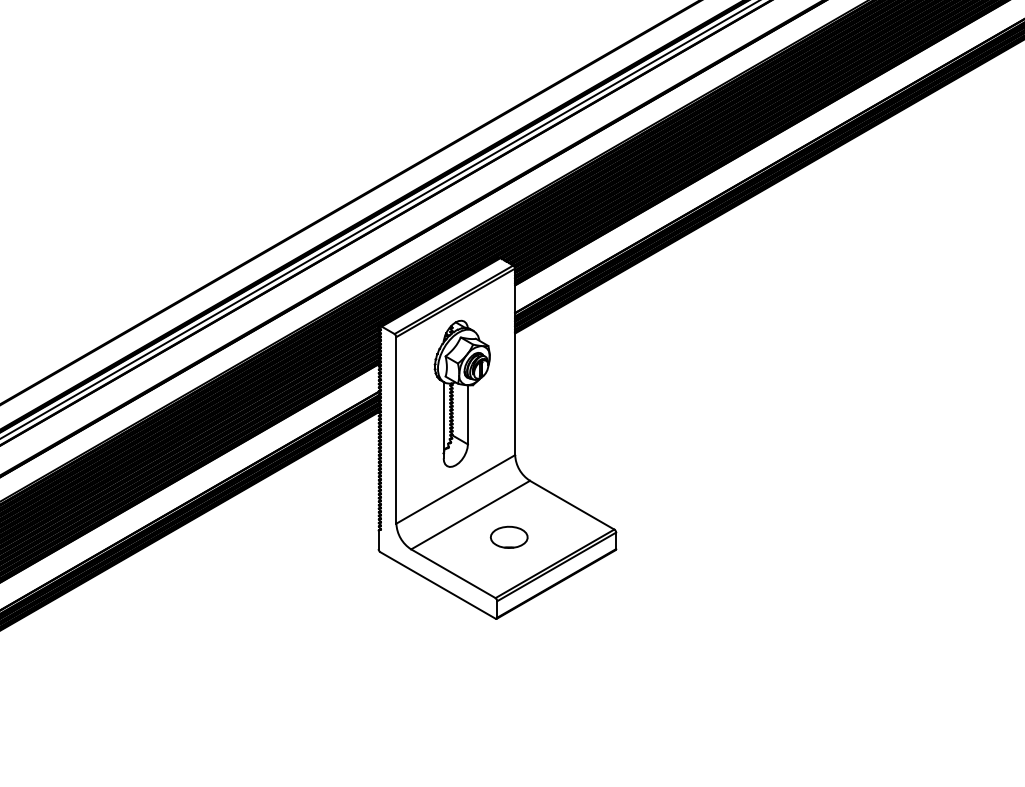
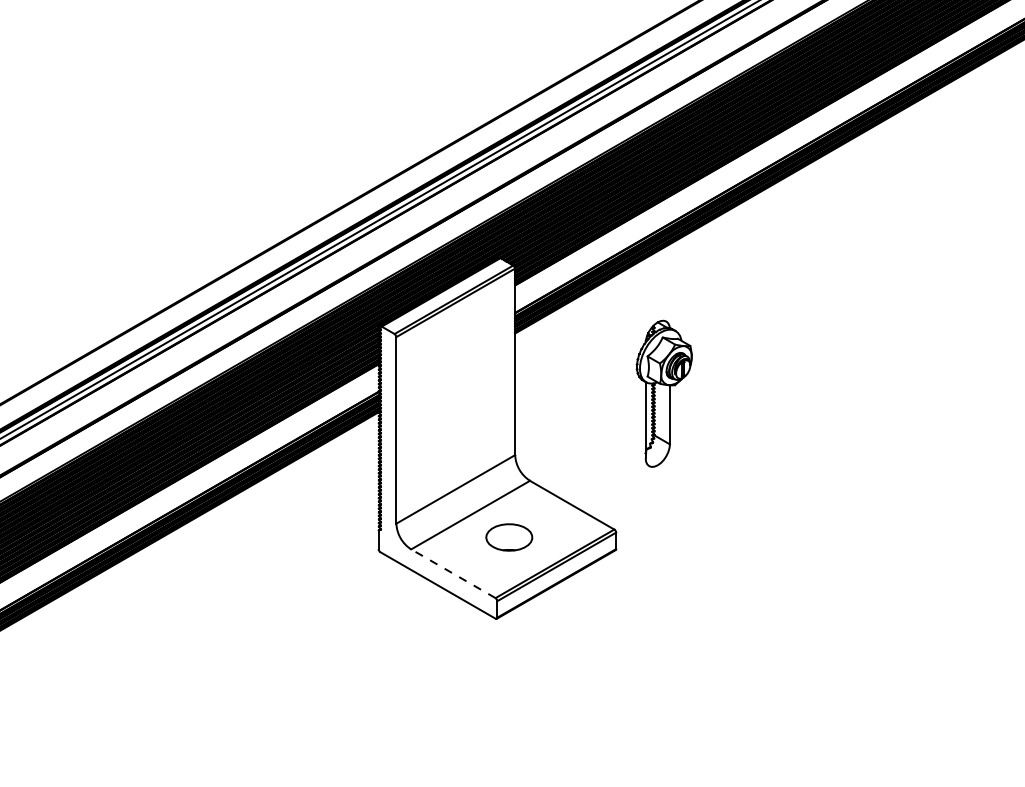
part position: (461, 393) -> (663, 393) (663, 393)
part size: 40x24 px -> 49x29 px (509, 537)
line: solid -> dashed (453, 573)
